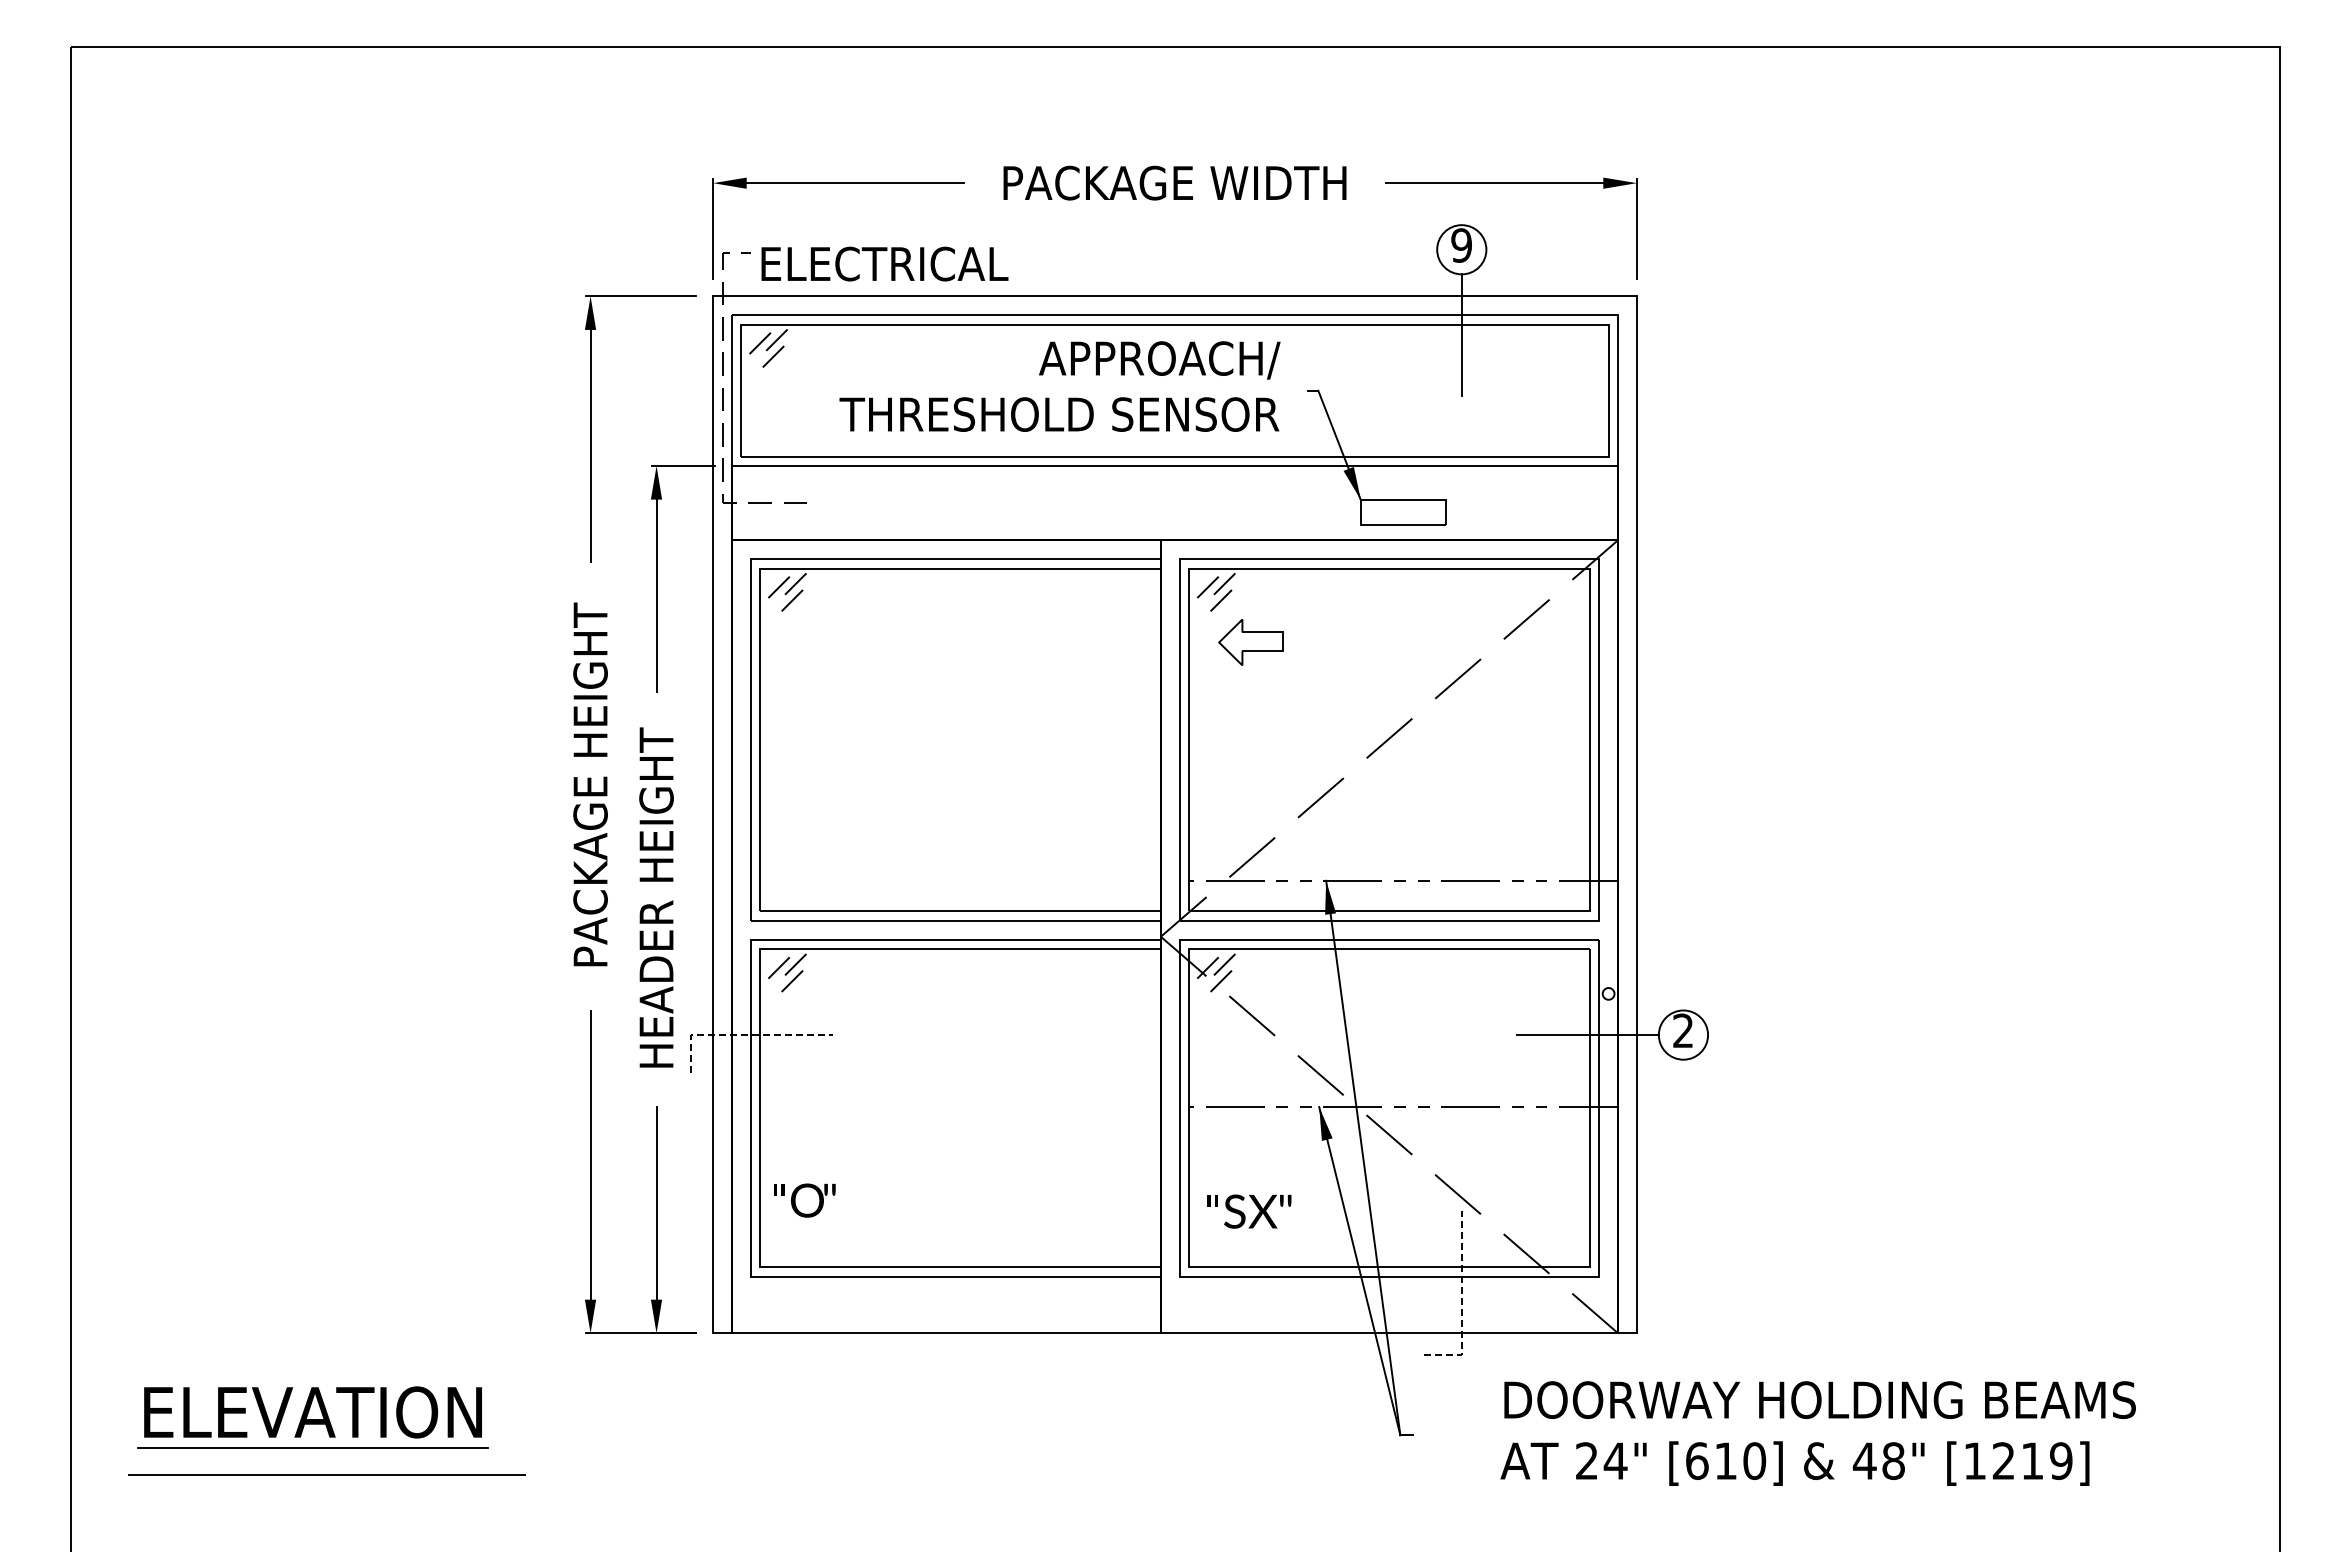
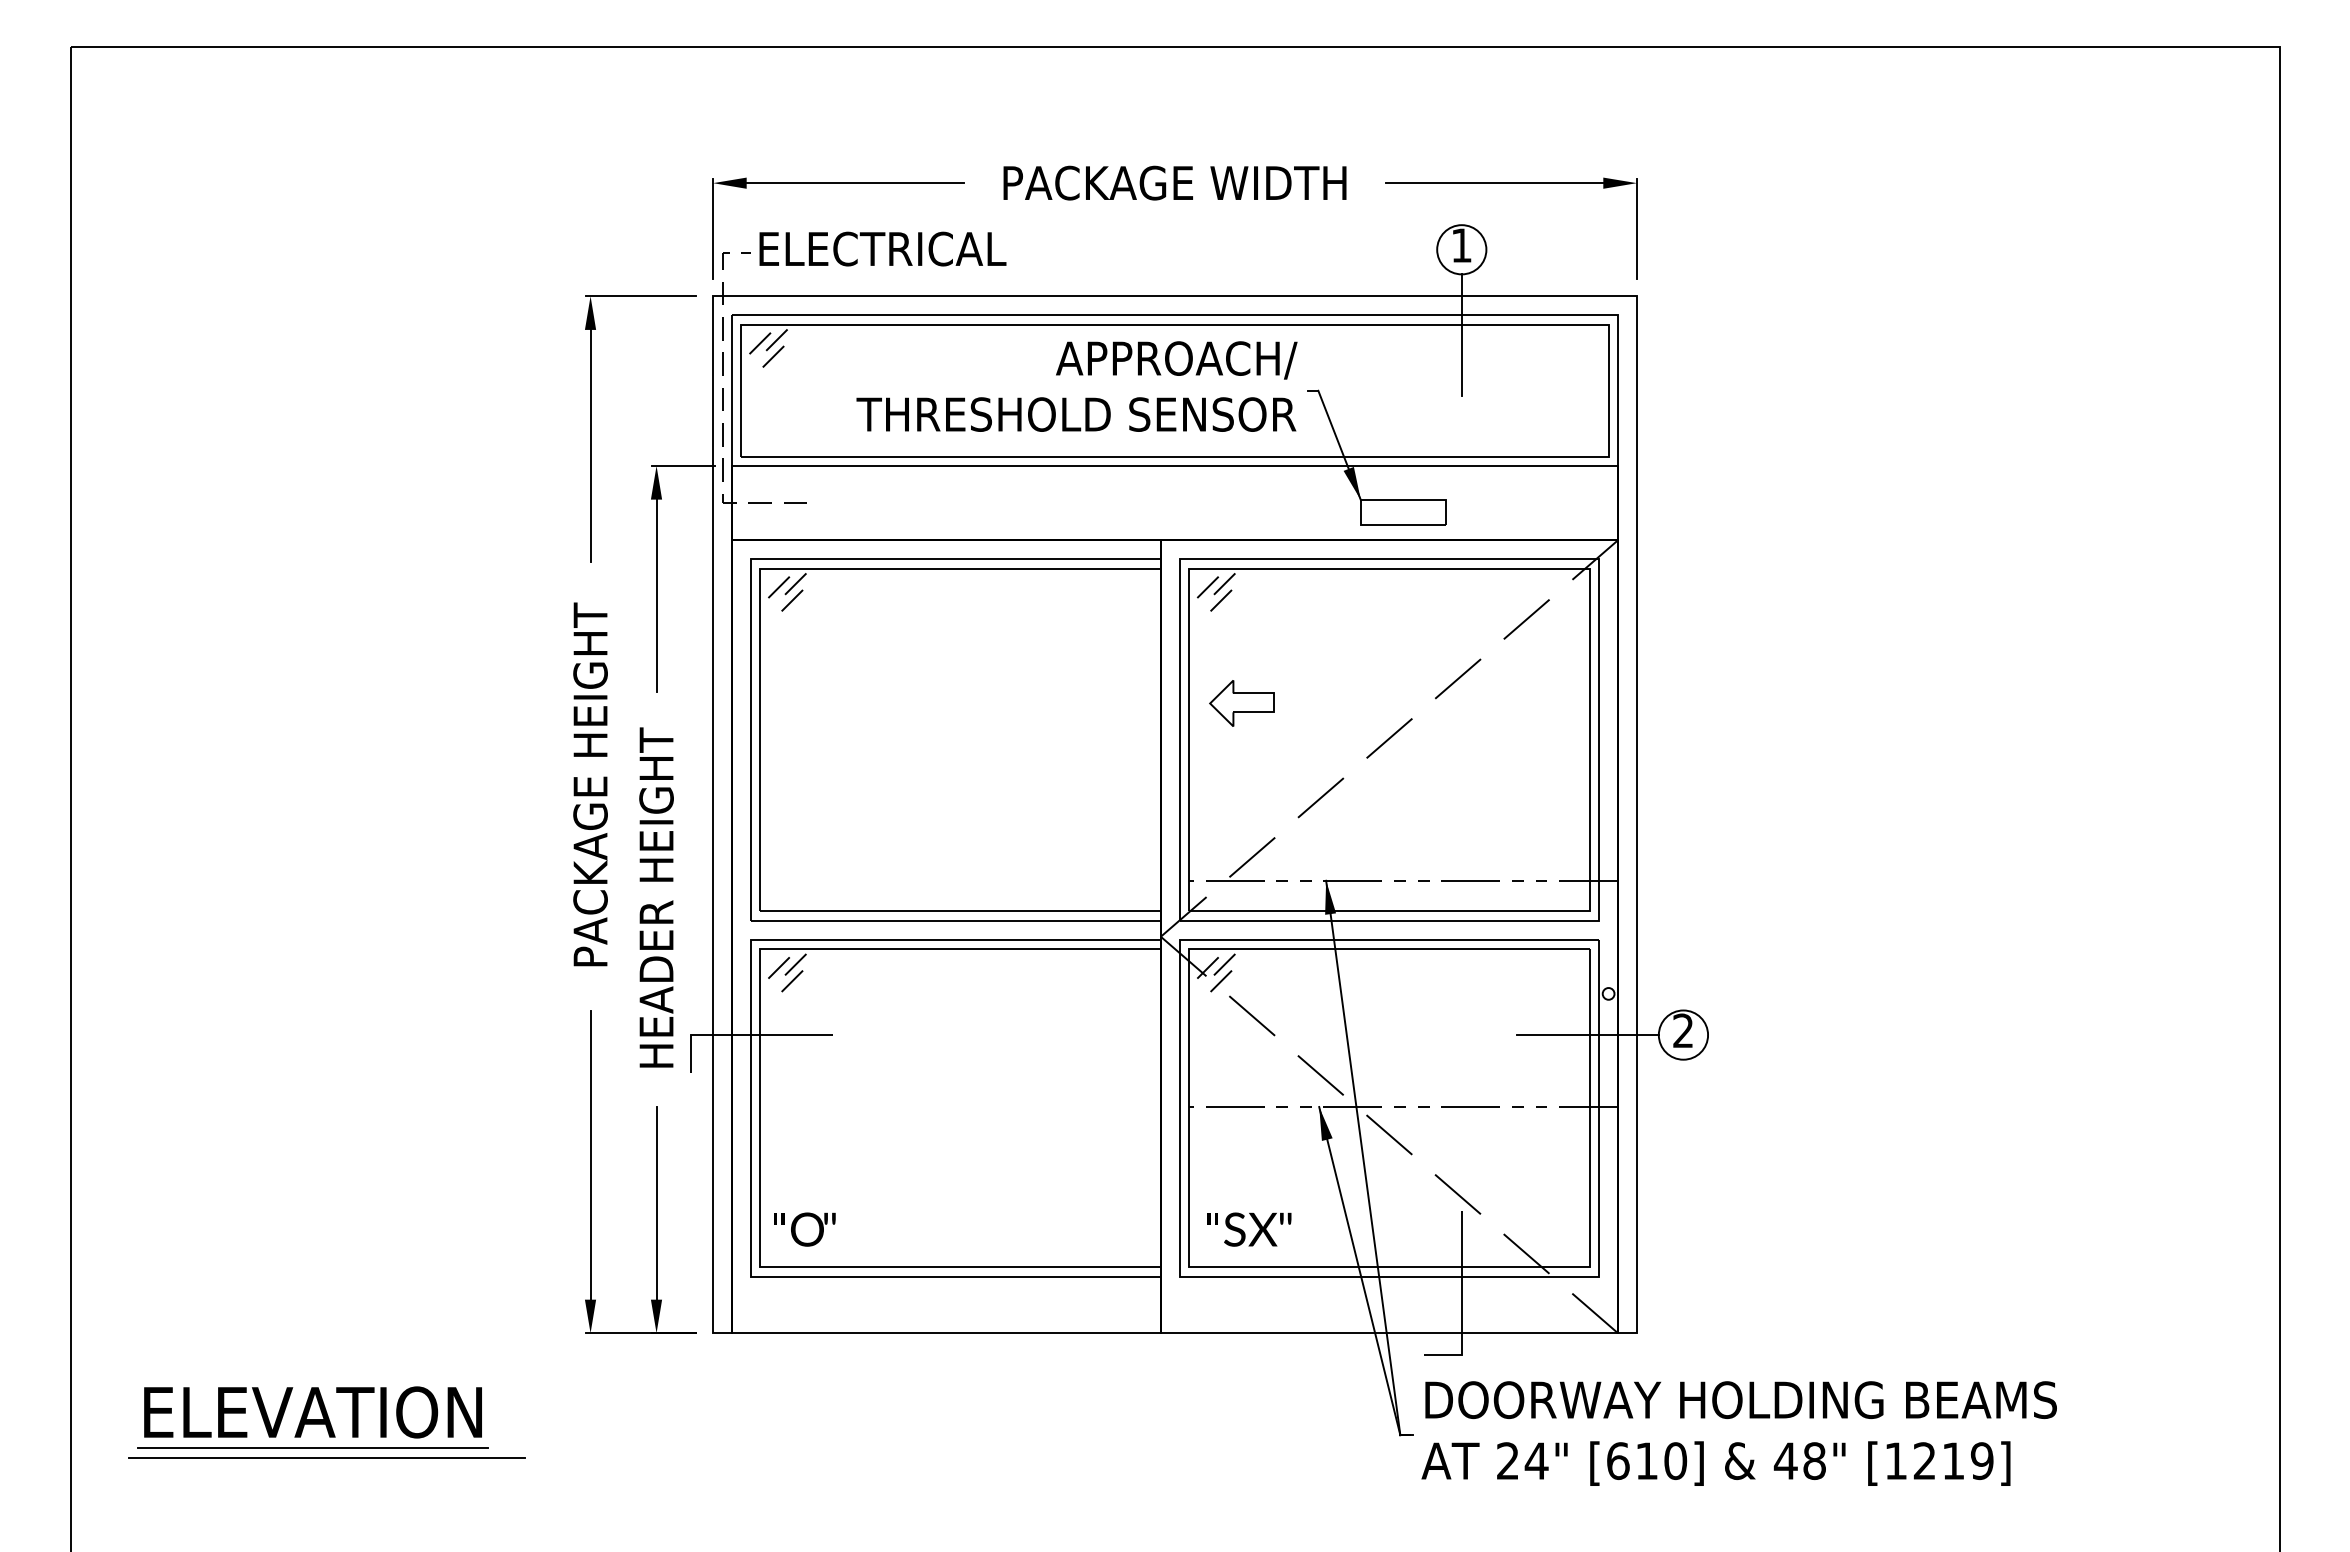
text: 9 -> 1 (1461, 245)
text position: (884, 263) -> (882, 248) (882, 248)
text position: (1059, 386) -> (1076, 386) (1076, 386)
part position: (1250, 642) -> (1241, 703) (1241, 703)
line: dashed -> solid (742, 1035)
text position: (804, 1200) -> (804, 1229) (804, 1229)
text position: (1249, 1211) -> (1249, 1229) (1249, 1229)
line: dashed -> solid (1461, 1302)
text position: (1817, 1433) -> (1738, 1433) (1738, 1433)
line position: (326, 1474) -> (326, 1457) (326, 1457)
